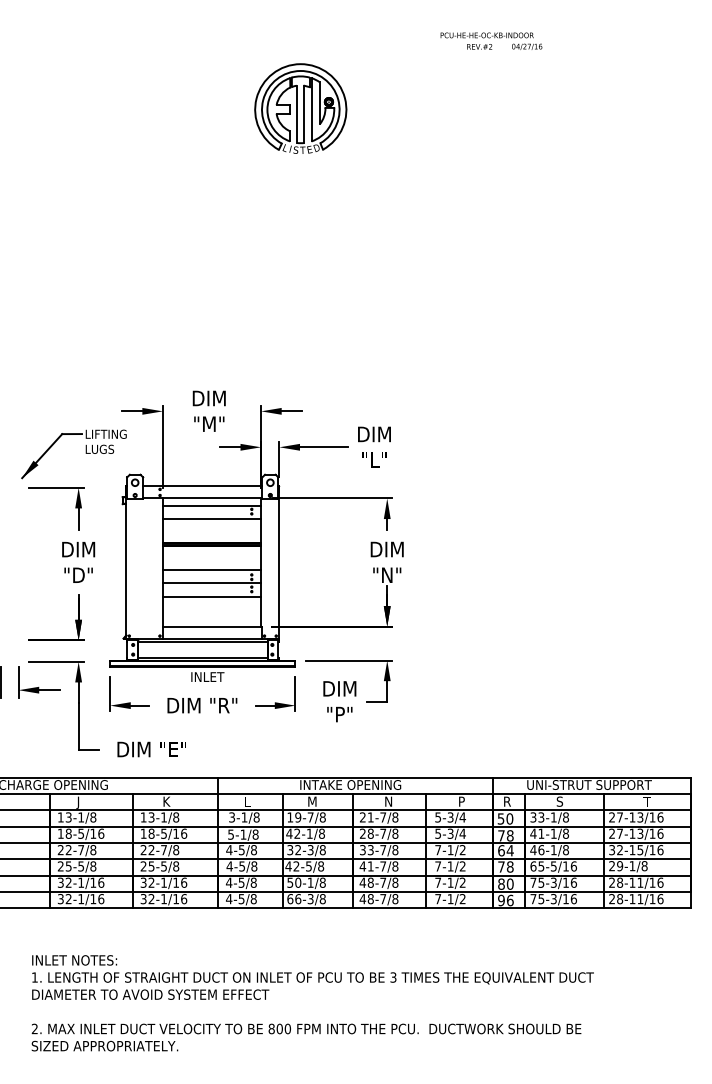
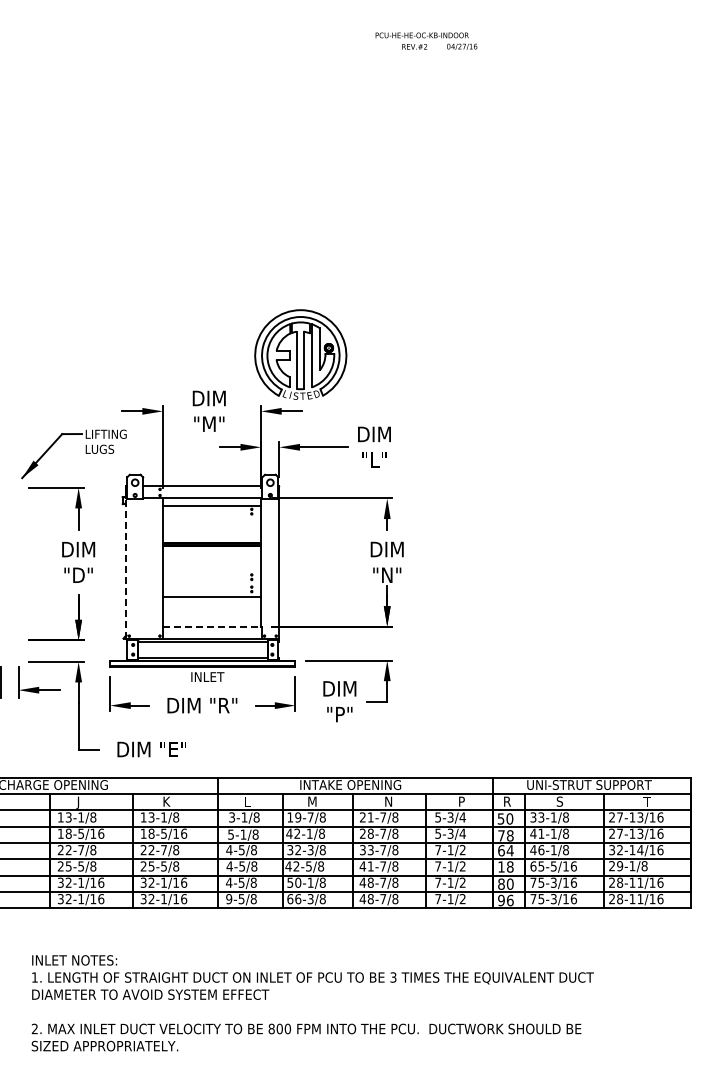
text position: (491, 40) -> (426, 40) (426, 40)
part position: (300, 108) -> (300, 354) (300, 354)
line: present -> none (211, 519)
line: solid -> dashed (126, 568)
line: present -> none (211, 569)
line: present -> none (211, 583)
line: solid -> dashed (212, 626)
text: 32-15/16 -> 32-14/16 (640, 850)
text: 78 -> 18 (501, 866)
text: 4-5/8 -> 9-5/8 (229, 899)
